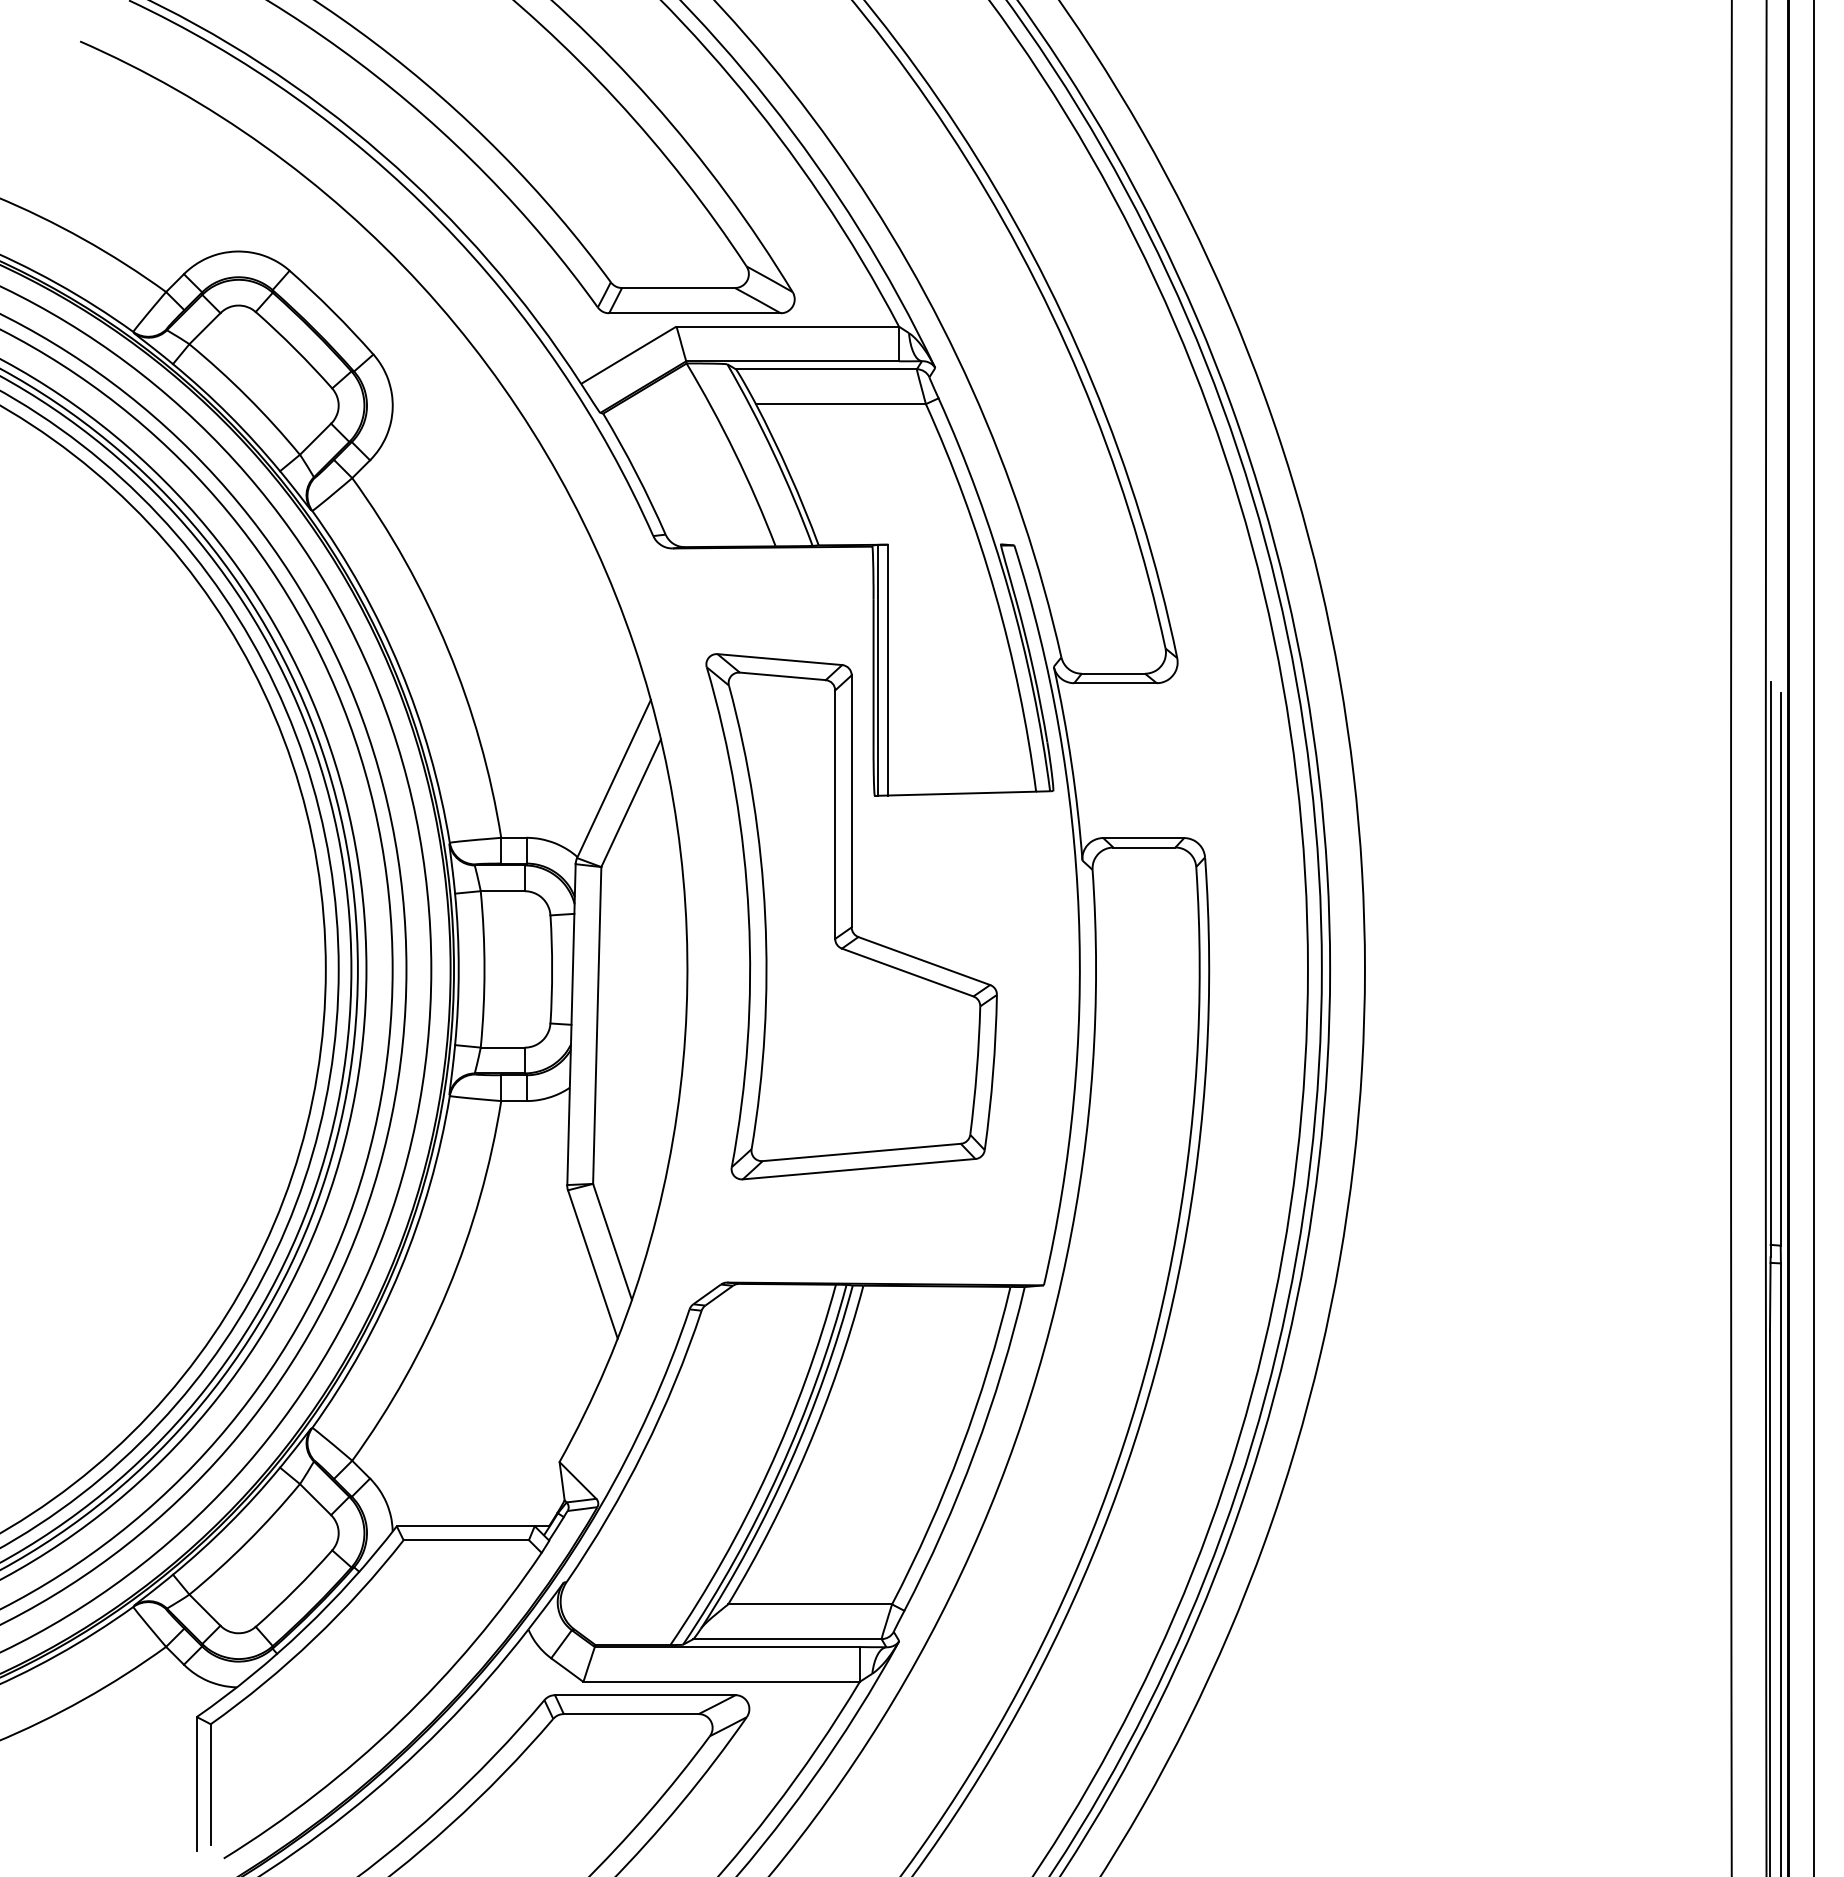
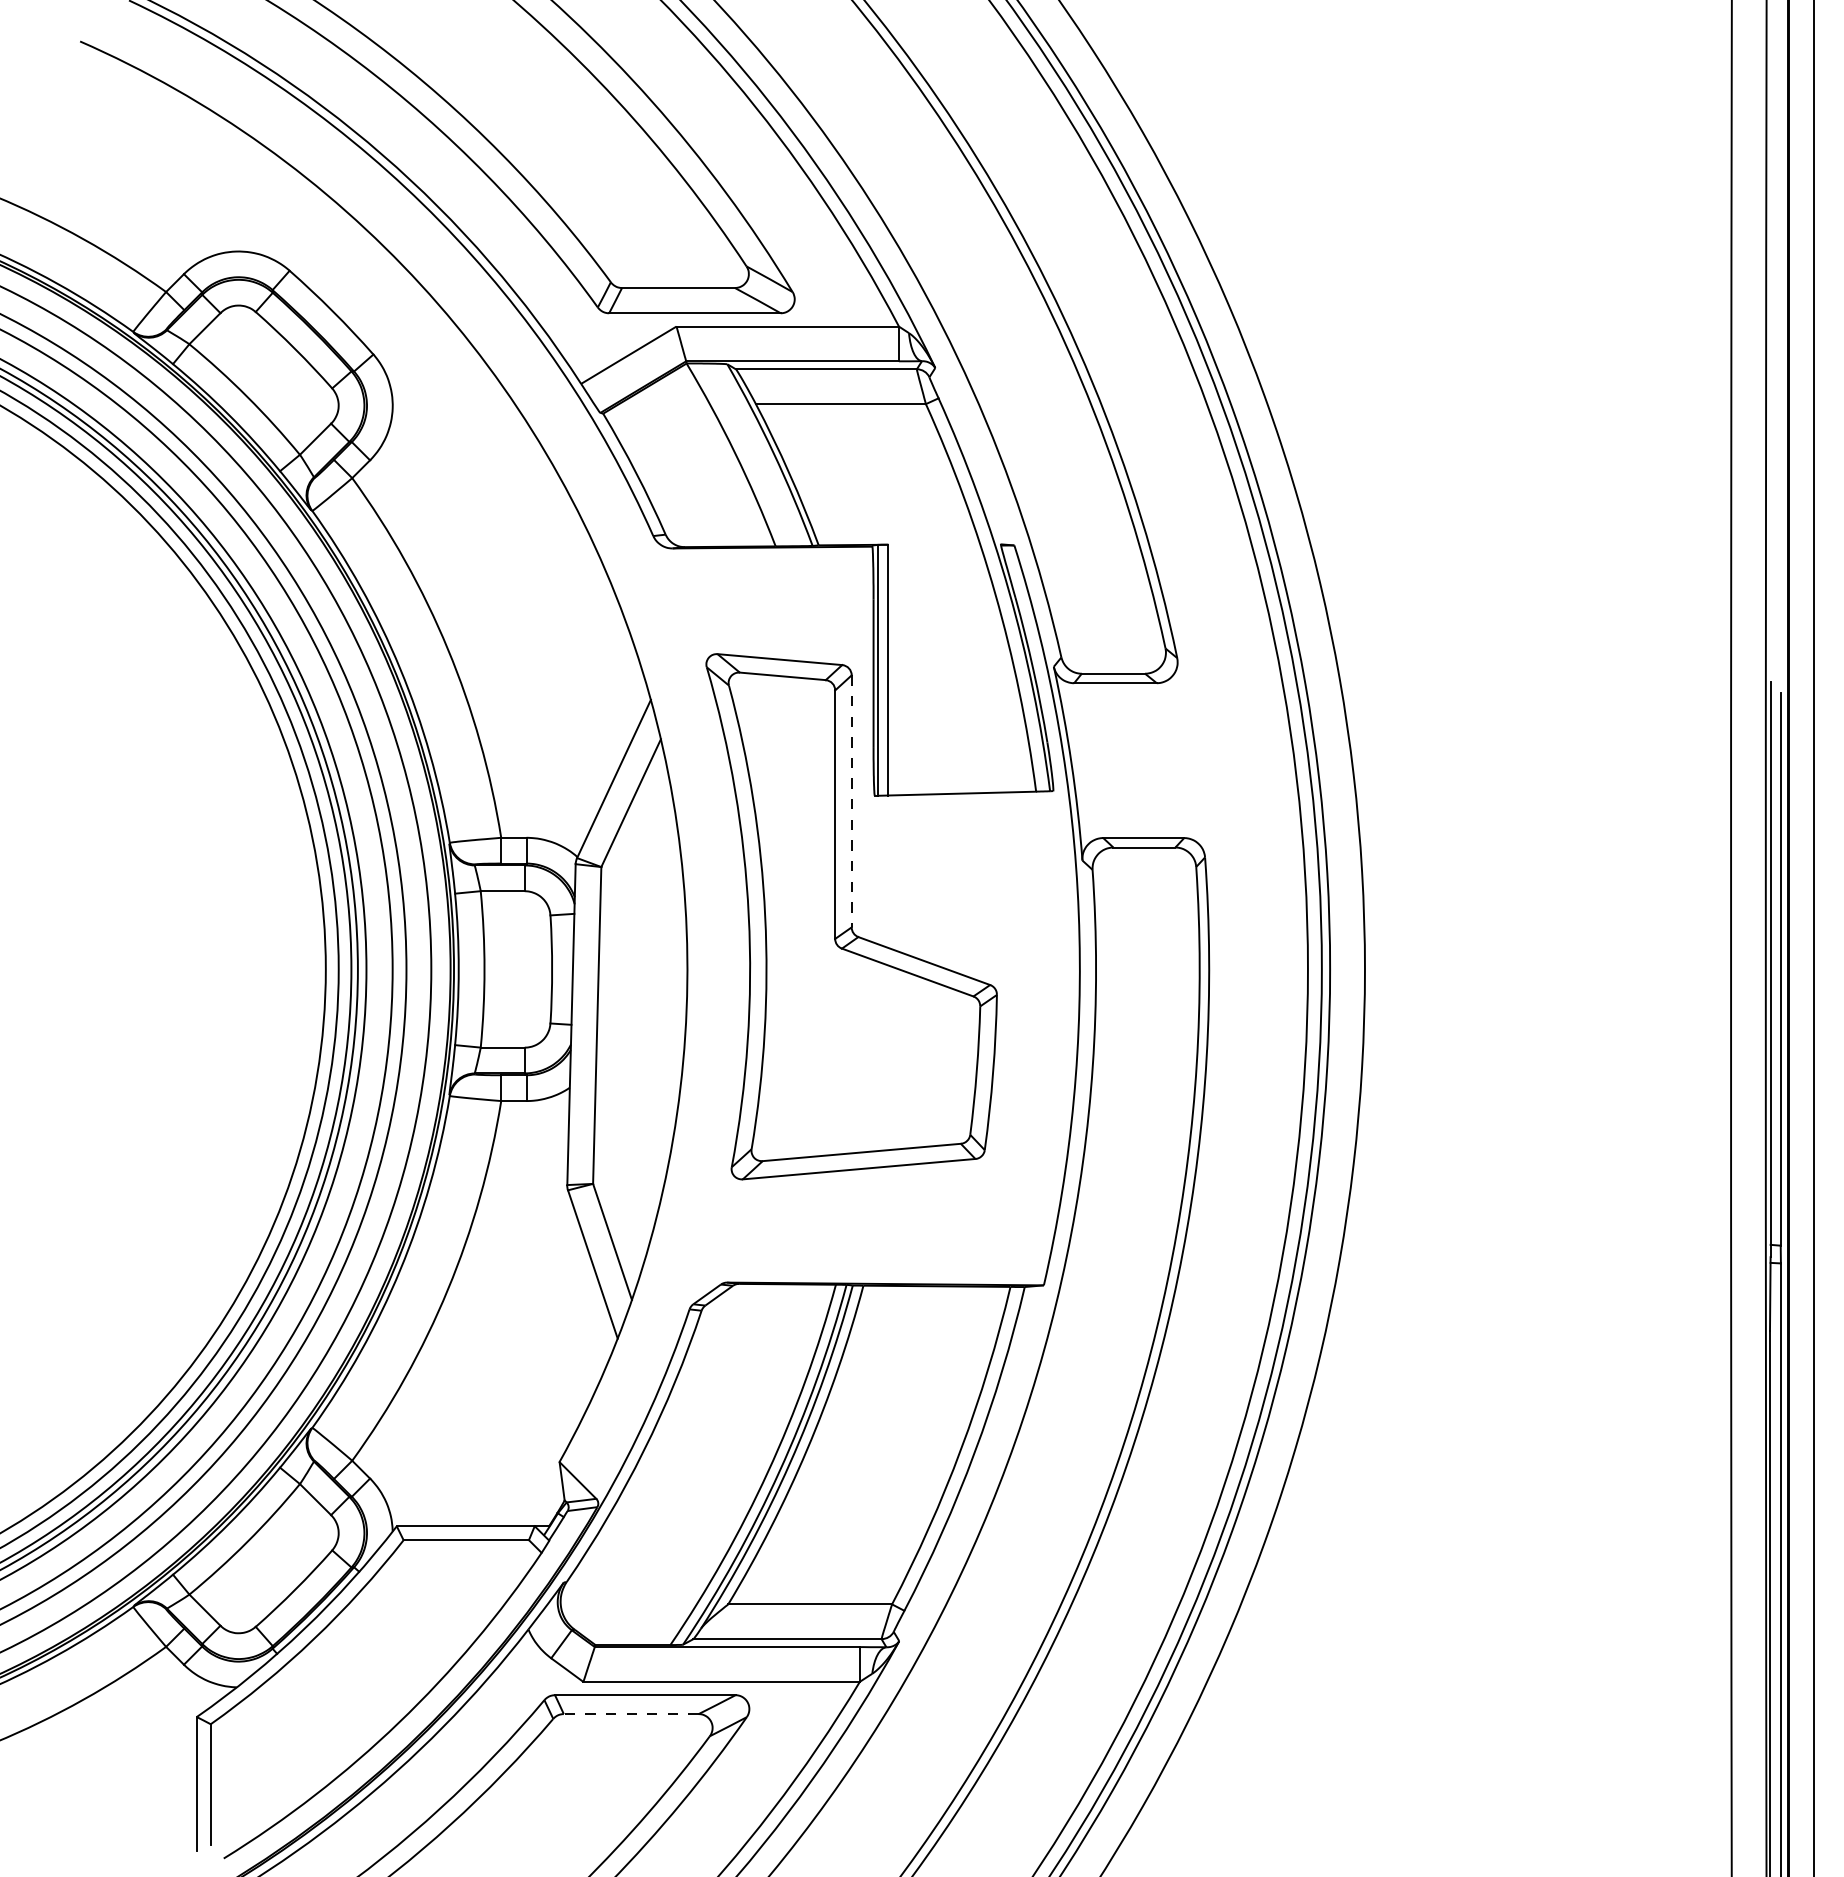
line: solid -> dashed (851, 801)
line: solid -> dashed (630, 1714)
